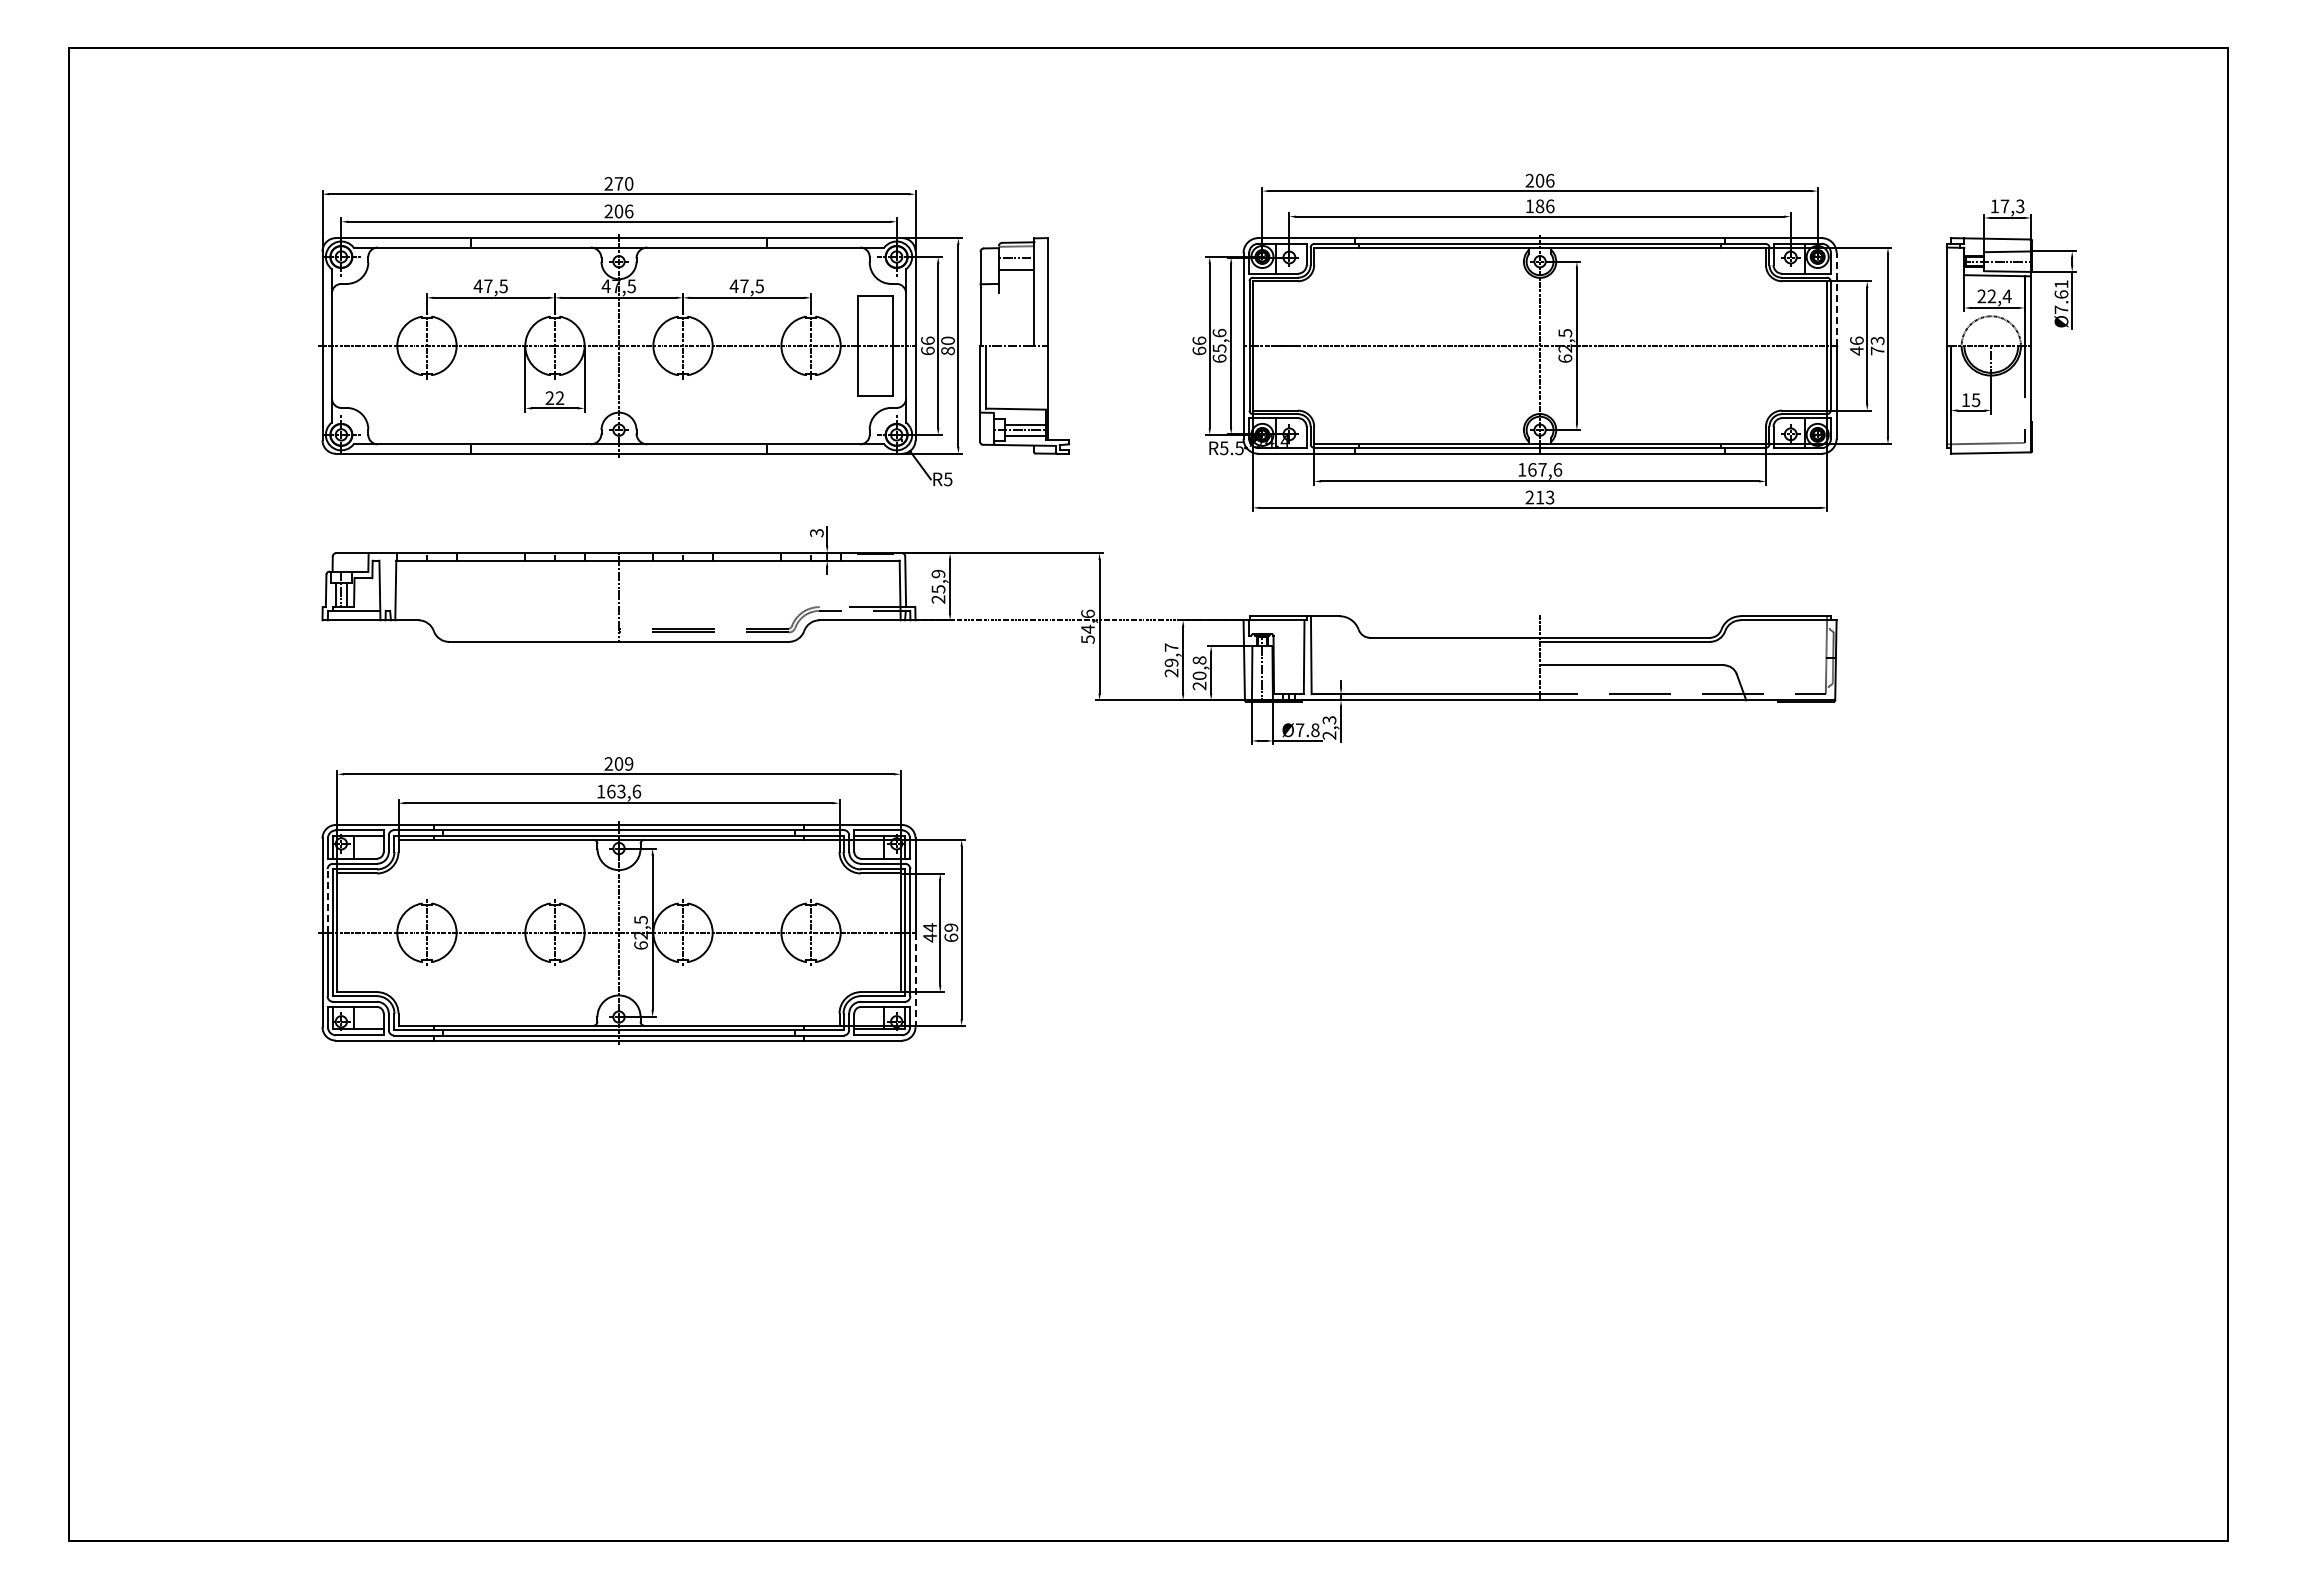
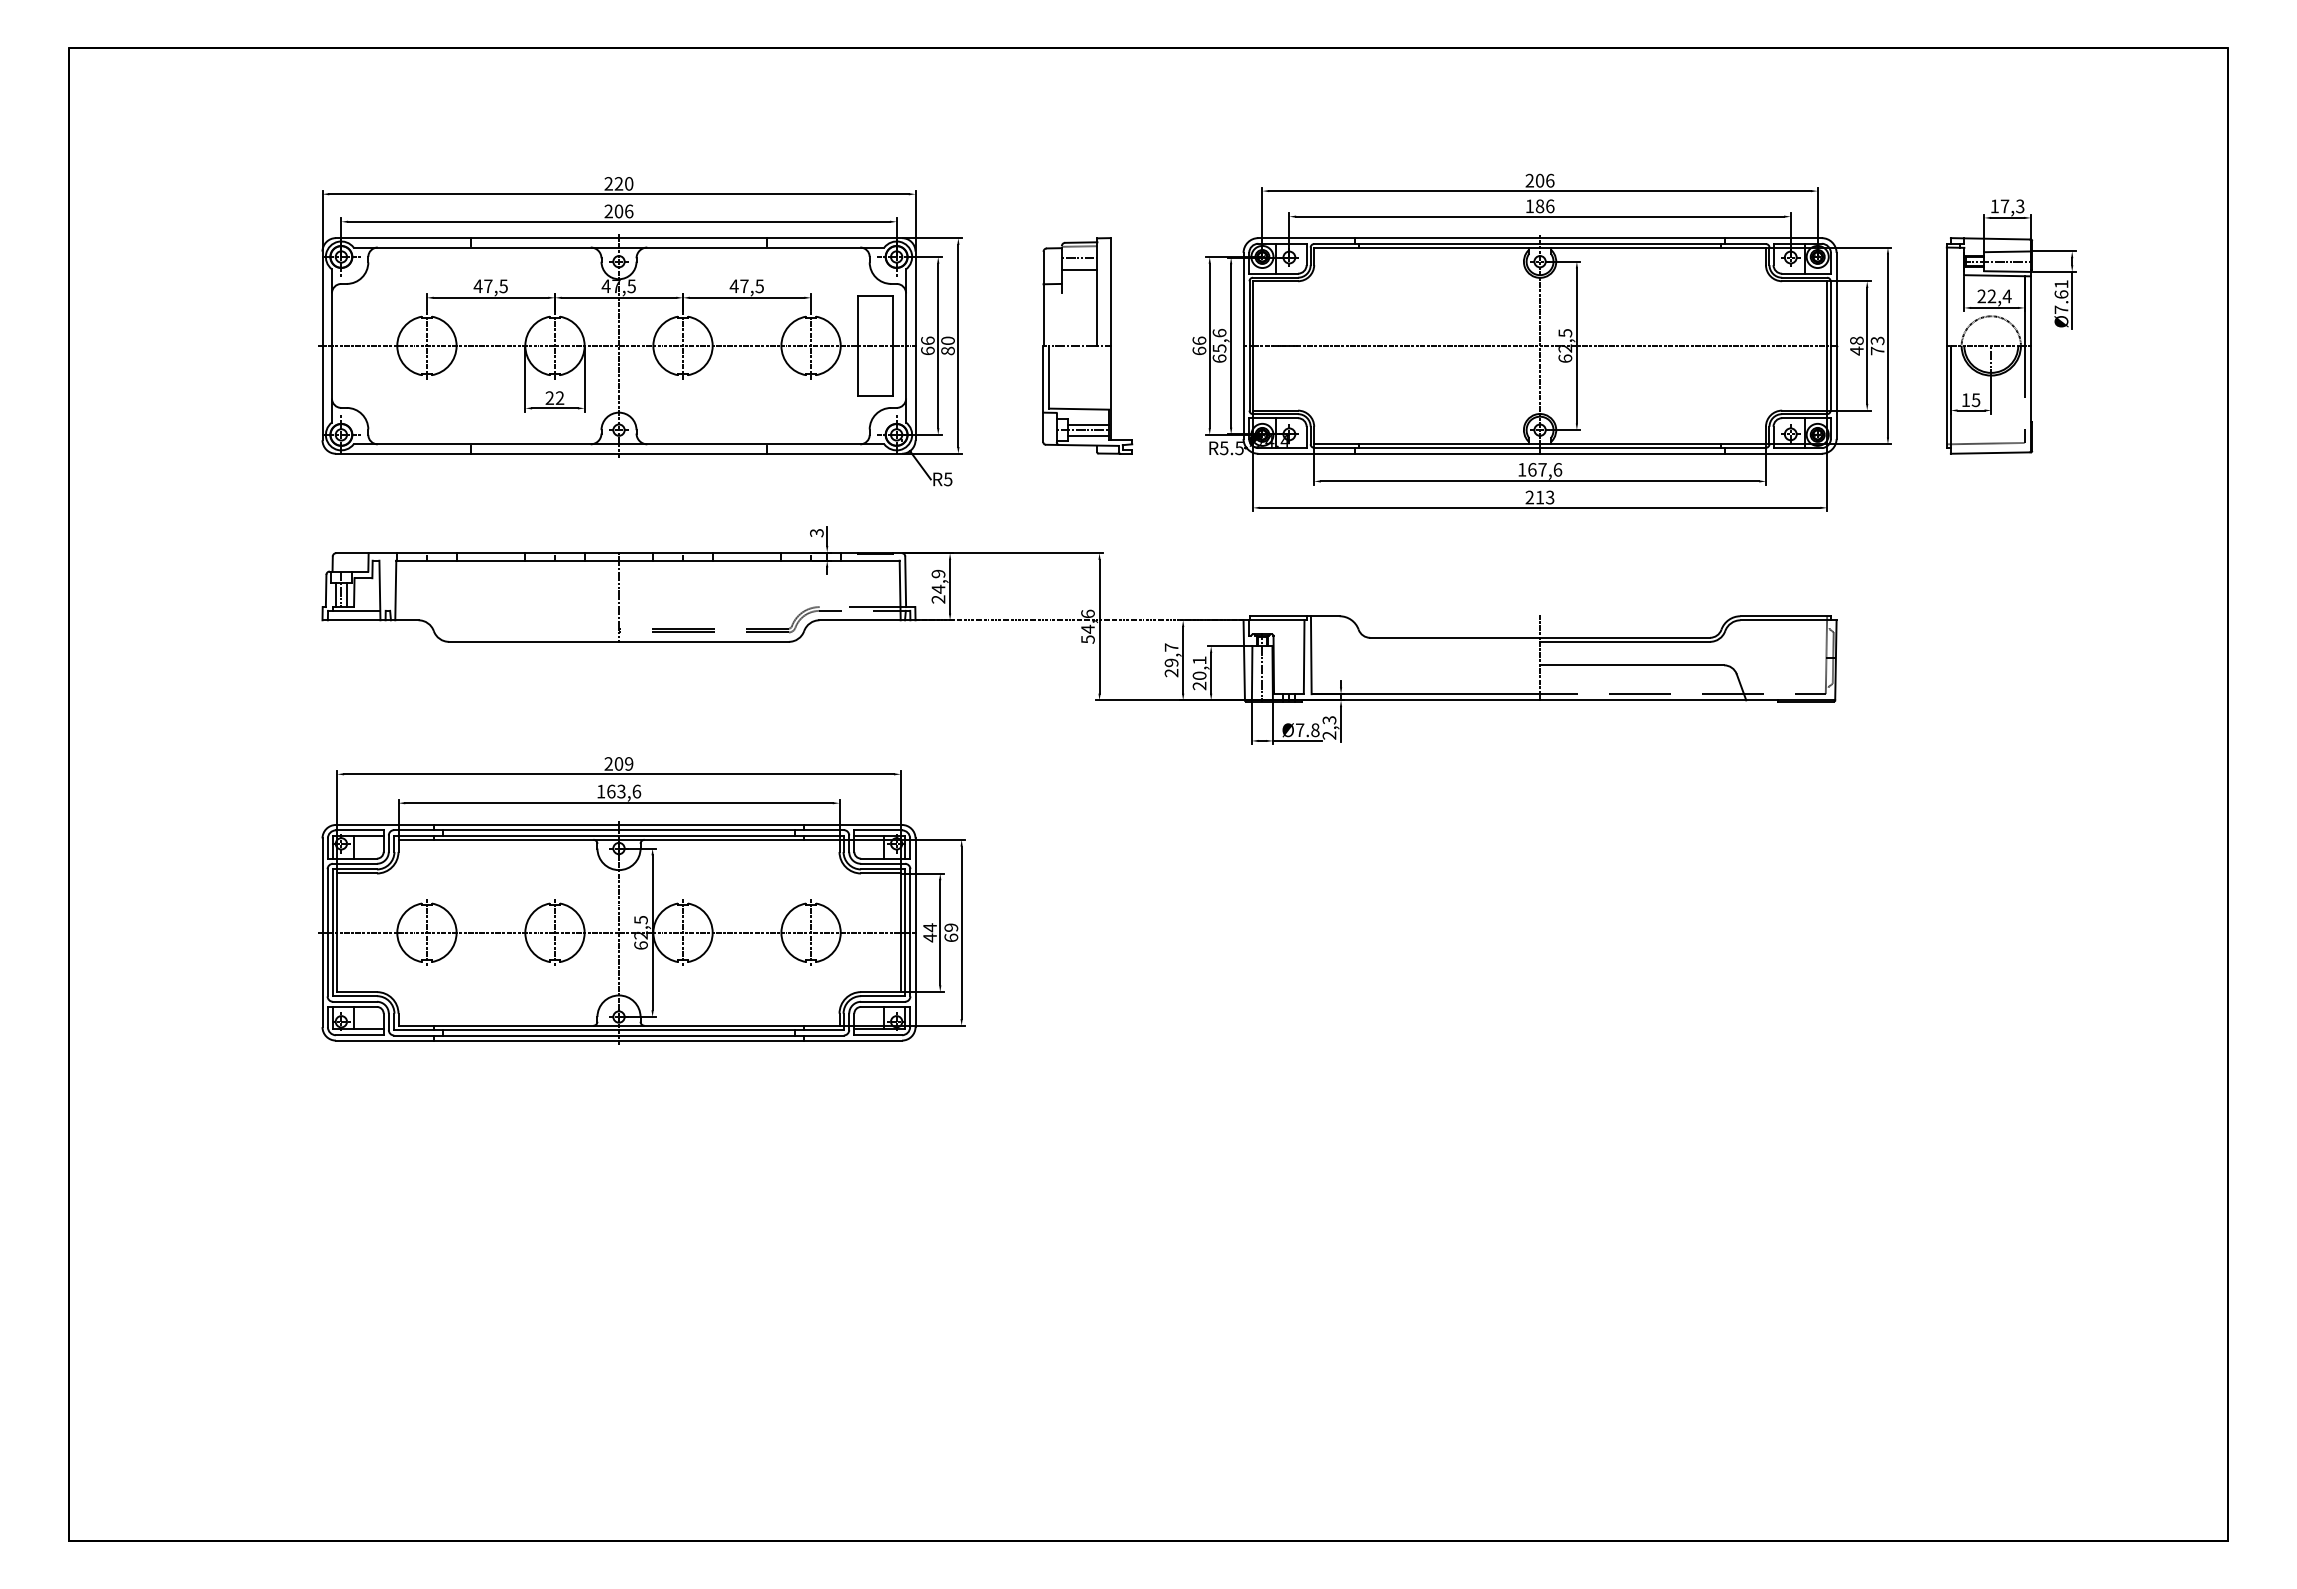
text: 270 -> 220 (618, 183)
line: dashed -> solid (1836, 298)
text: 46 -> 48 (1856, 340)
part position: (1024, 345) -> (1087, 345) (1087, 345)
text: 25,9 -> 24,9 (938, 588)
text: 20,8 -> 20,1 (1199, 660)
line: dashed -> solid (327, 900)
line: dashed -> solid (915, 980)
